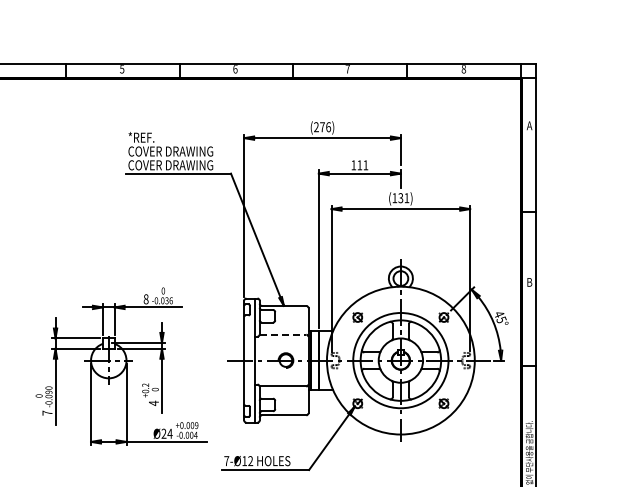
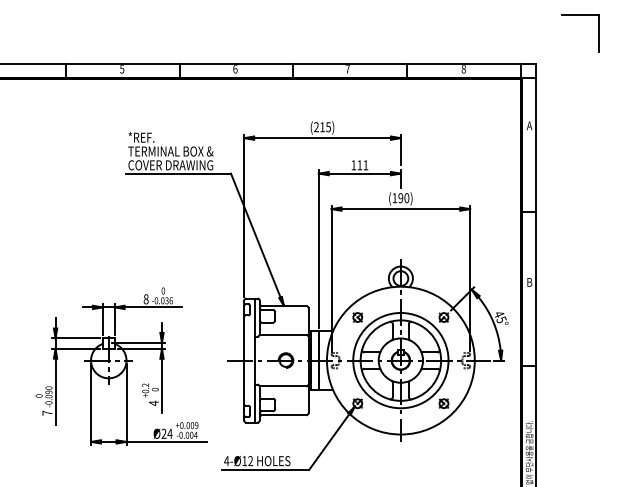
part: none -> present (580, 15)
text: (276) -> (215) (325, 127)
text: COVER DRAWING -> TERMINAL BOX & (170, 151)
text: (131) -> (190) (403, 198)
line: dashed -> solid (283, 334)
text: 7-Ø12 -> 4-Ø12 (226, 461)
